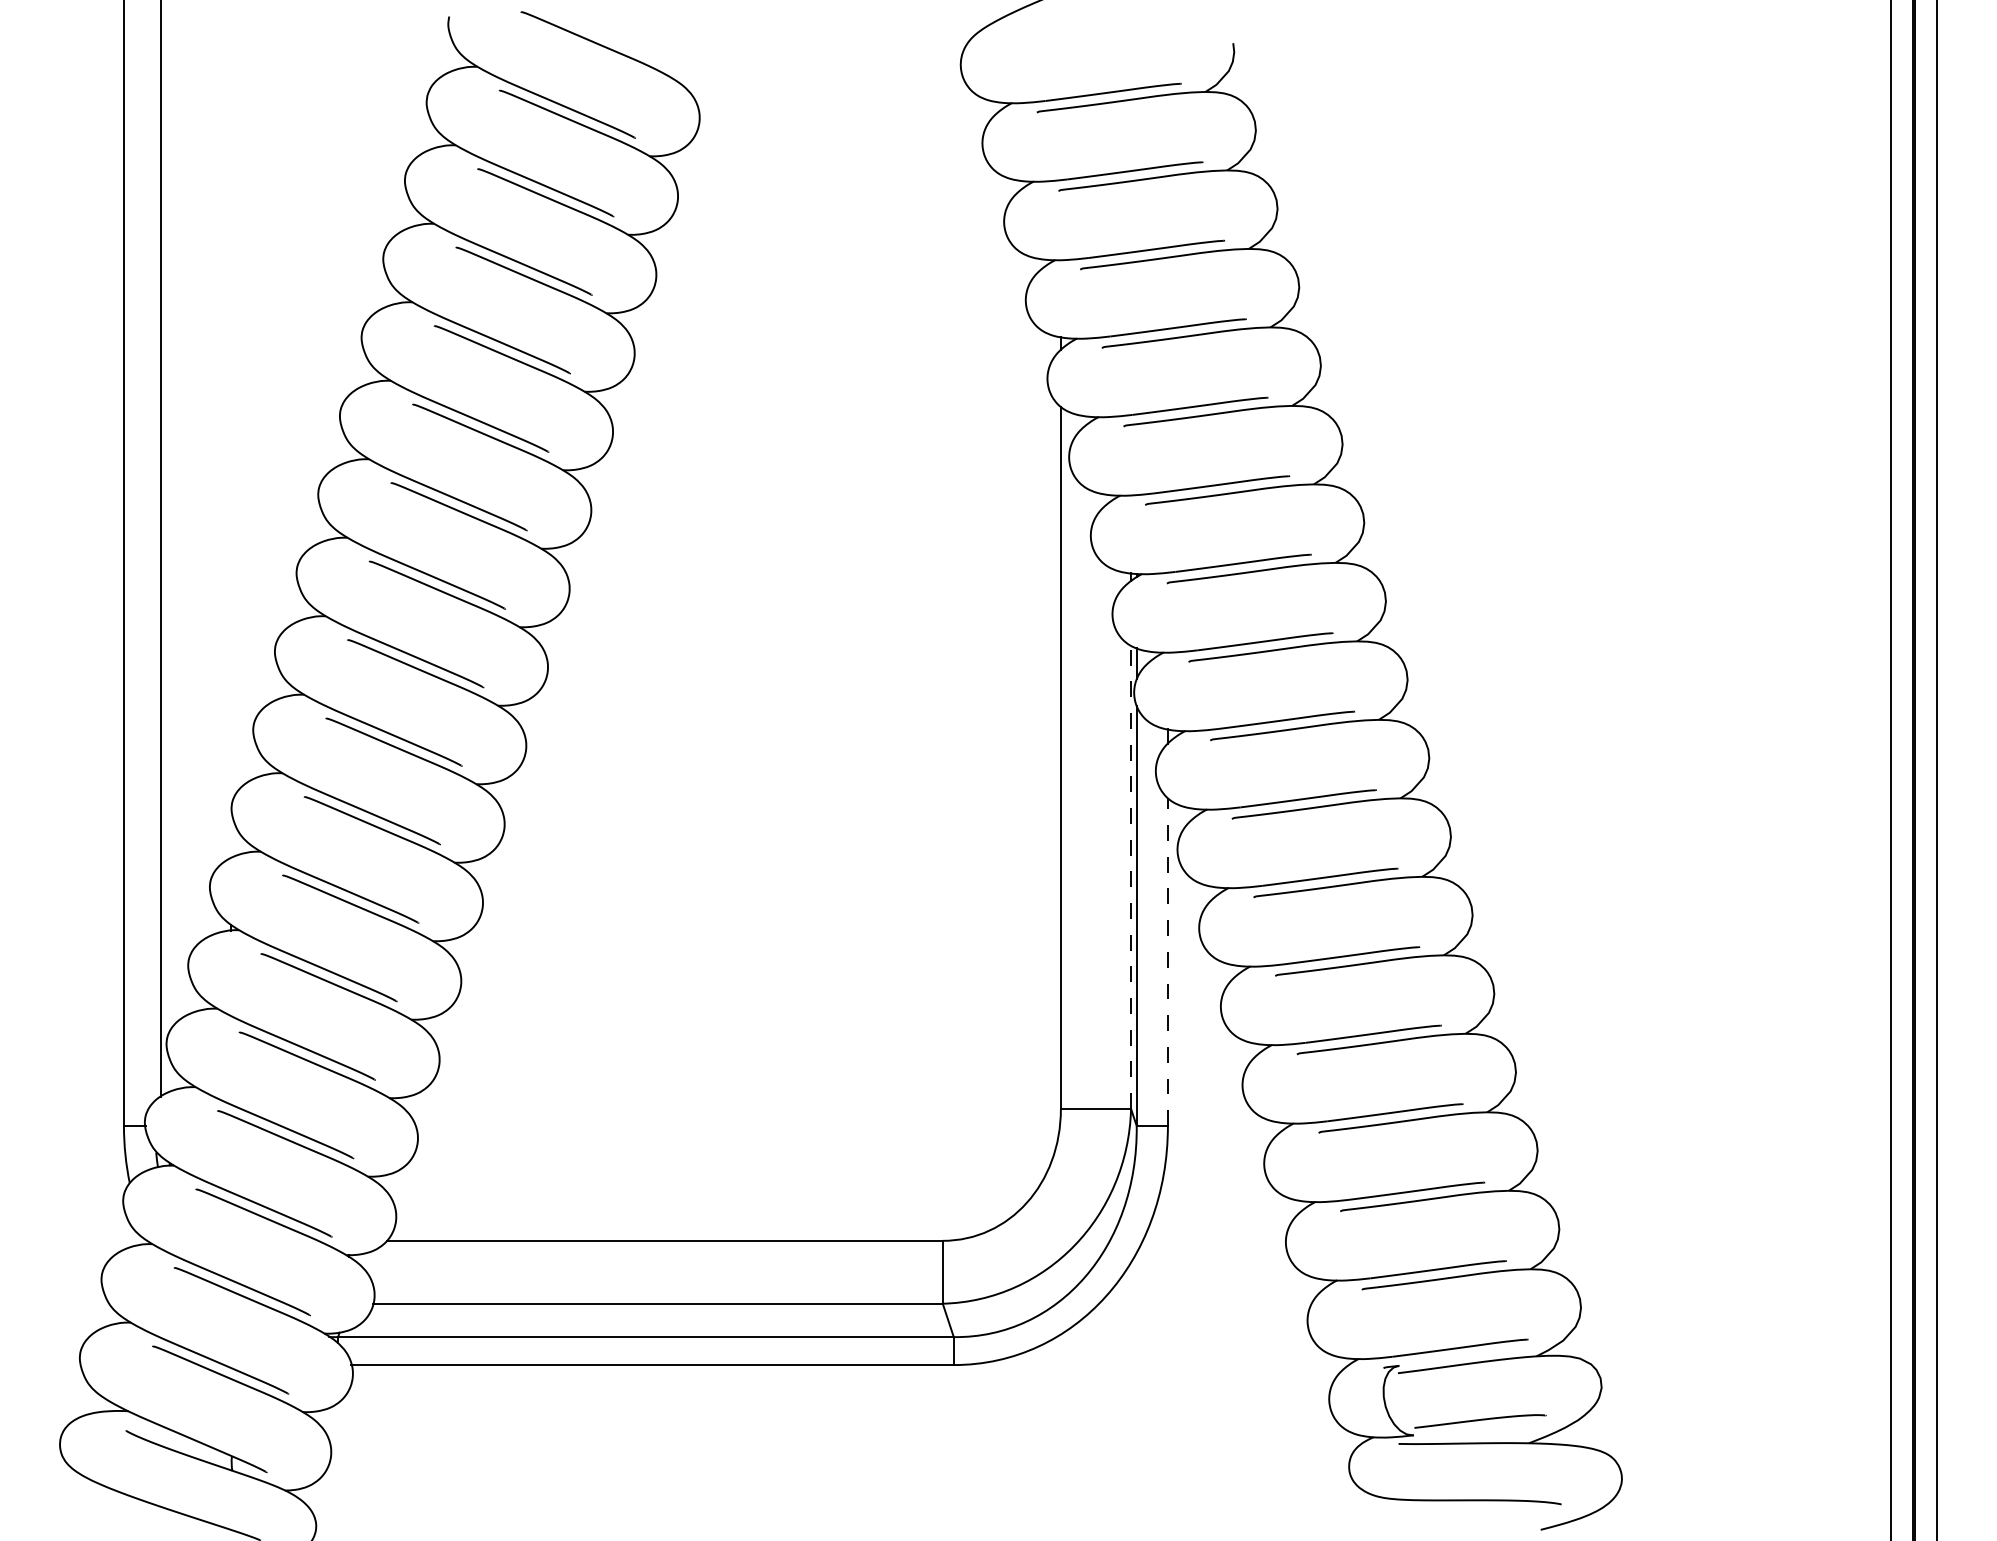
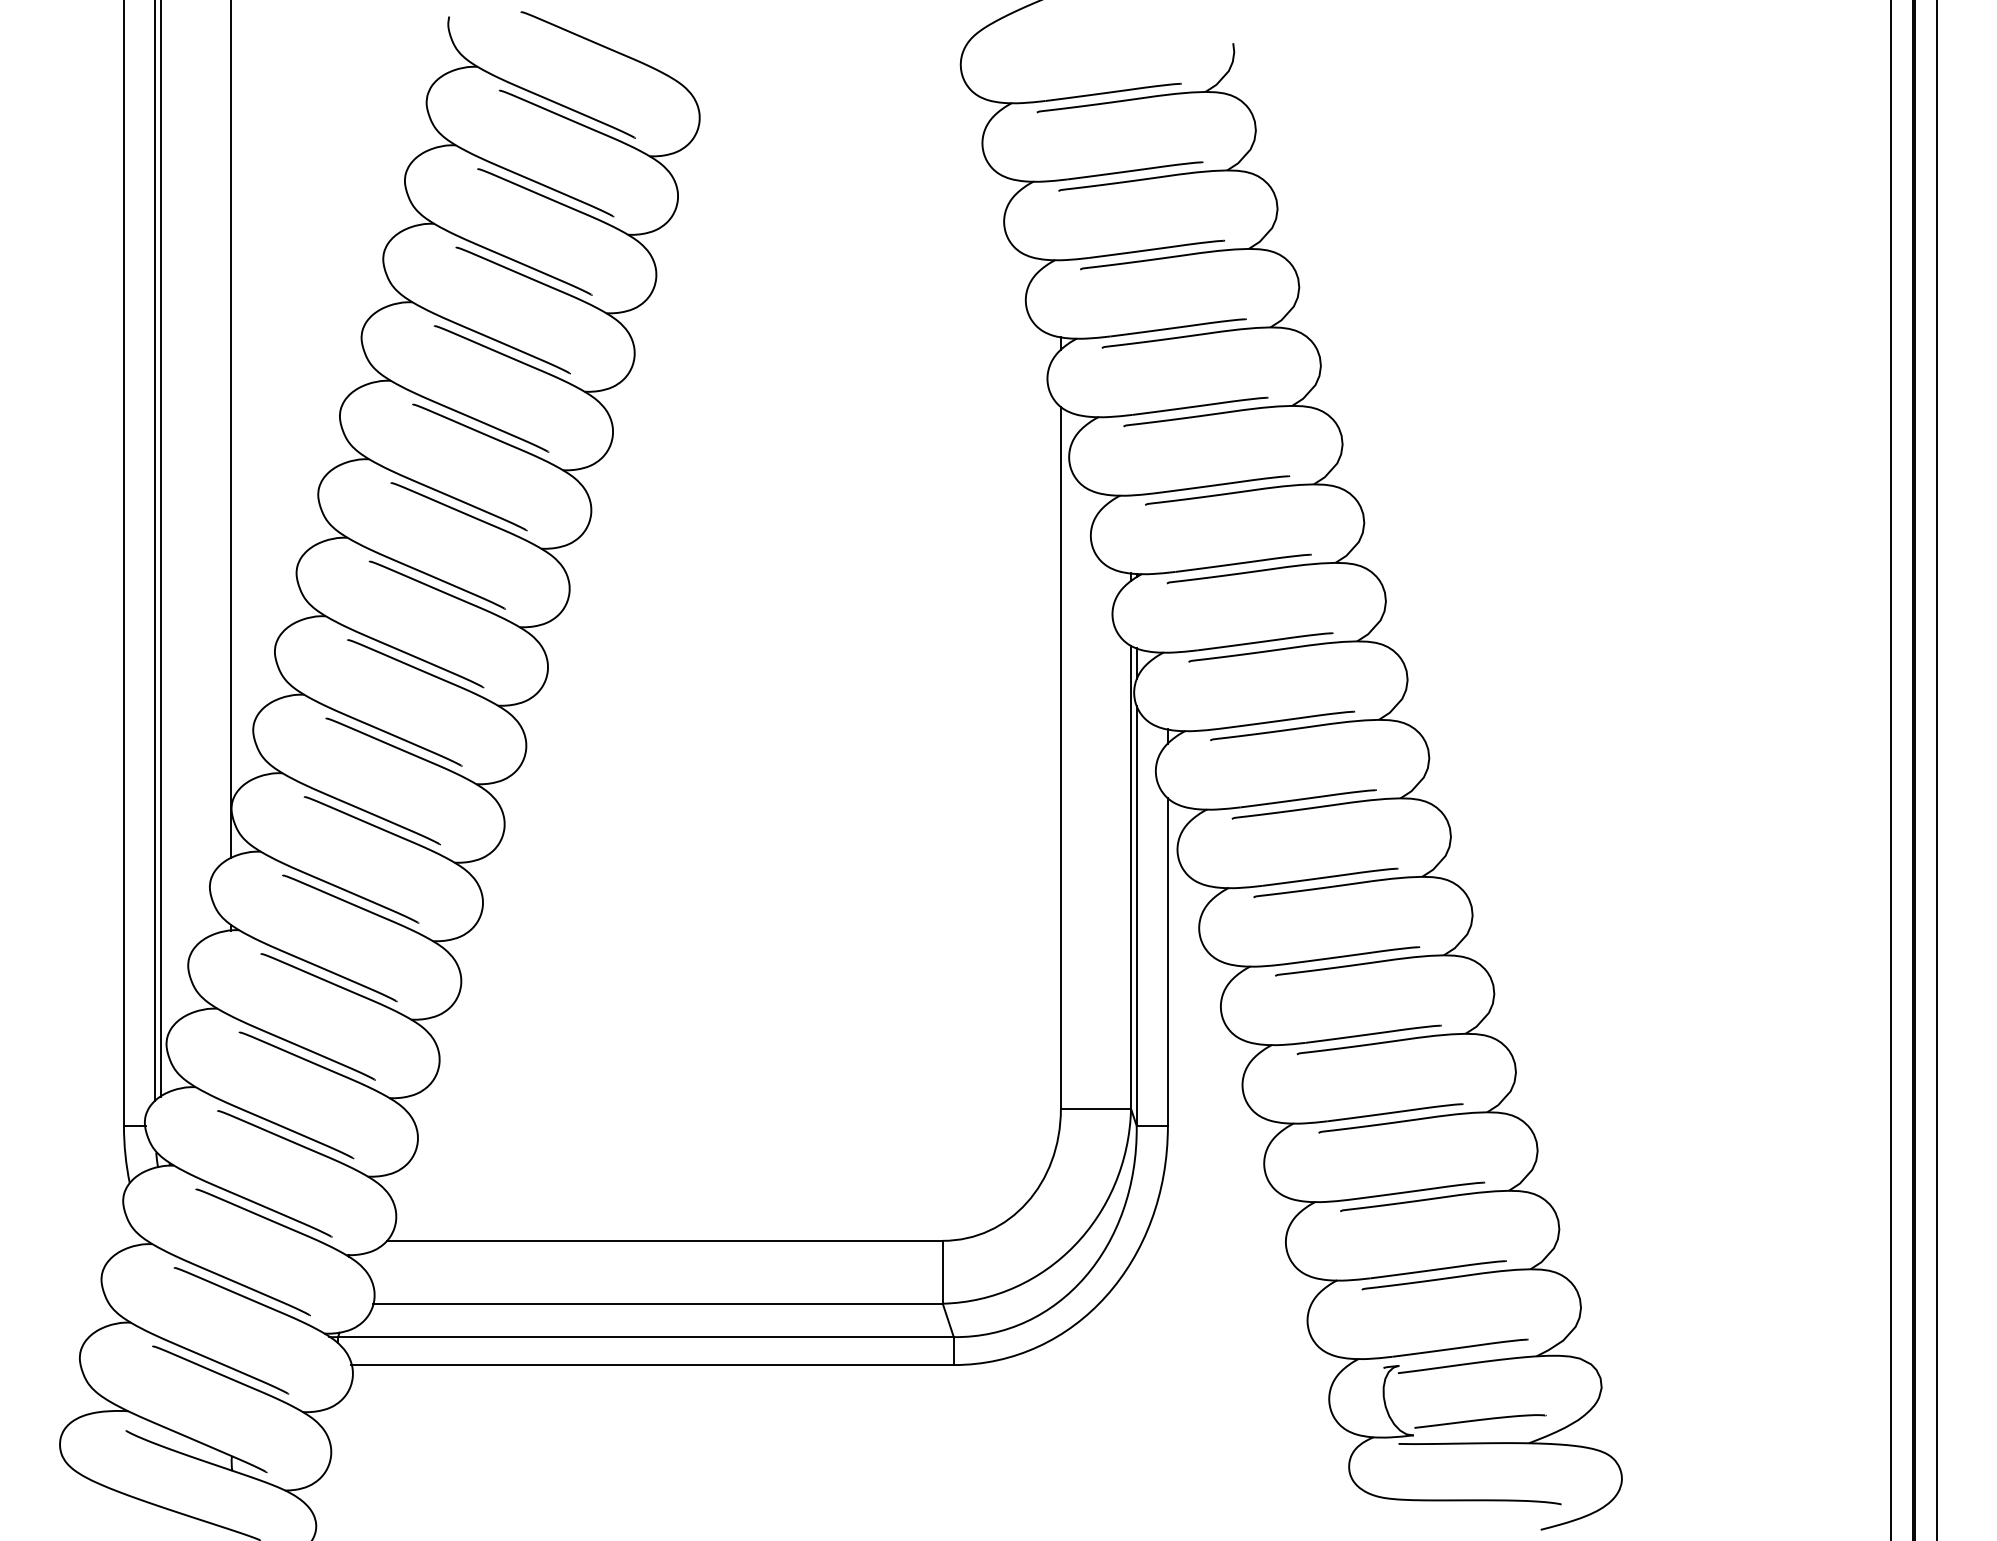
line: none -> present (230, 430)
line: none -> present (155, 551)
line: dashed -> solid (1131, 877)
line: dashed -> solid (1167, 961)
